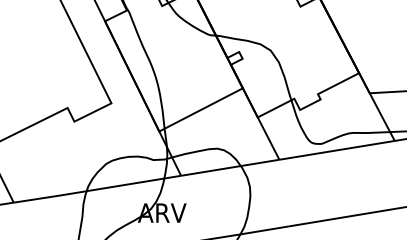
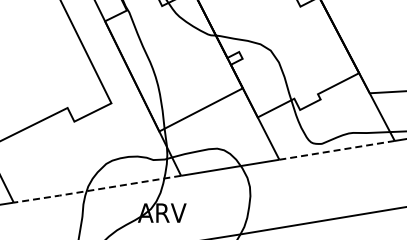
line: solid -> dashed (336, 150)
line: solid -> dashed (96, 189)
